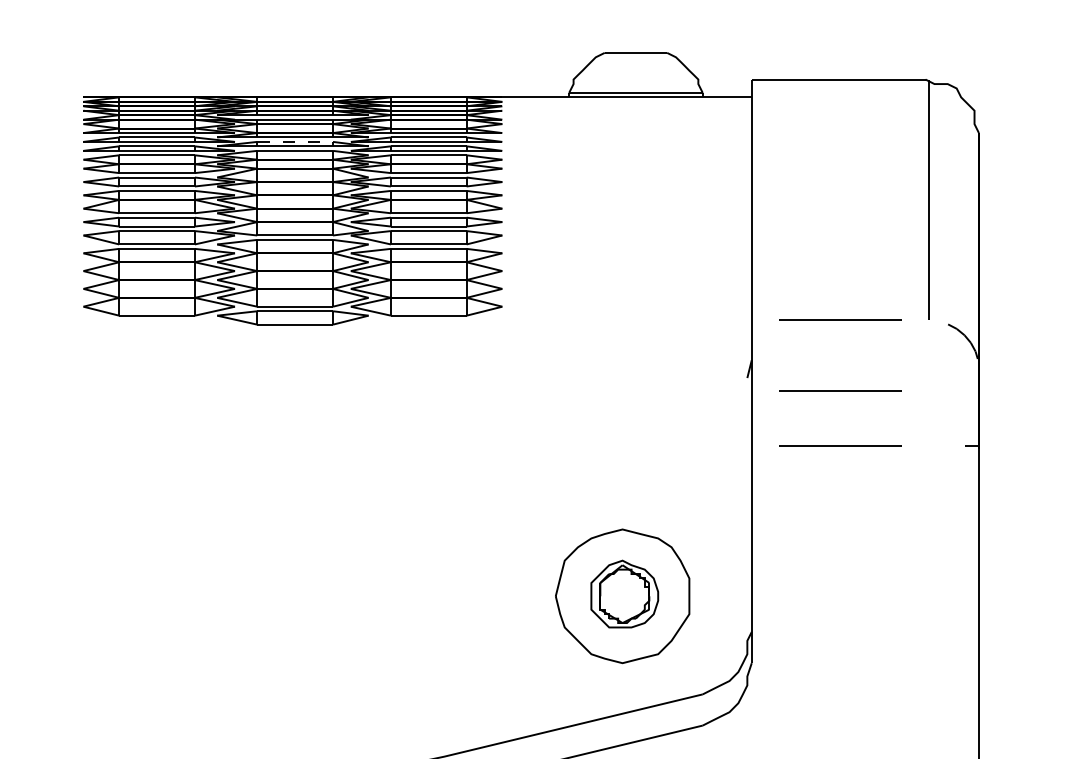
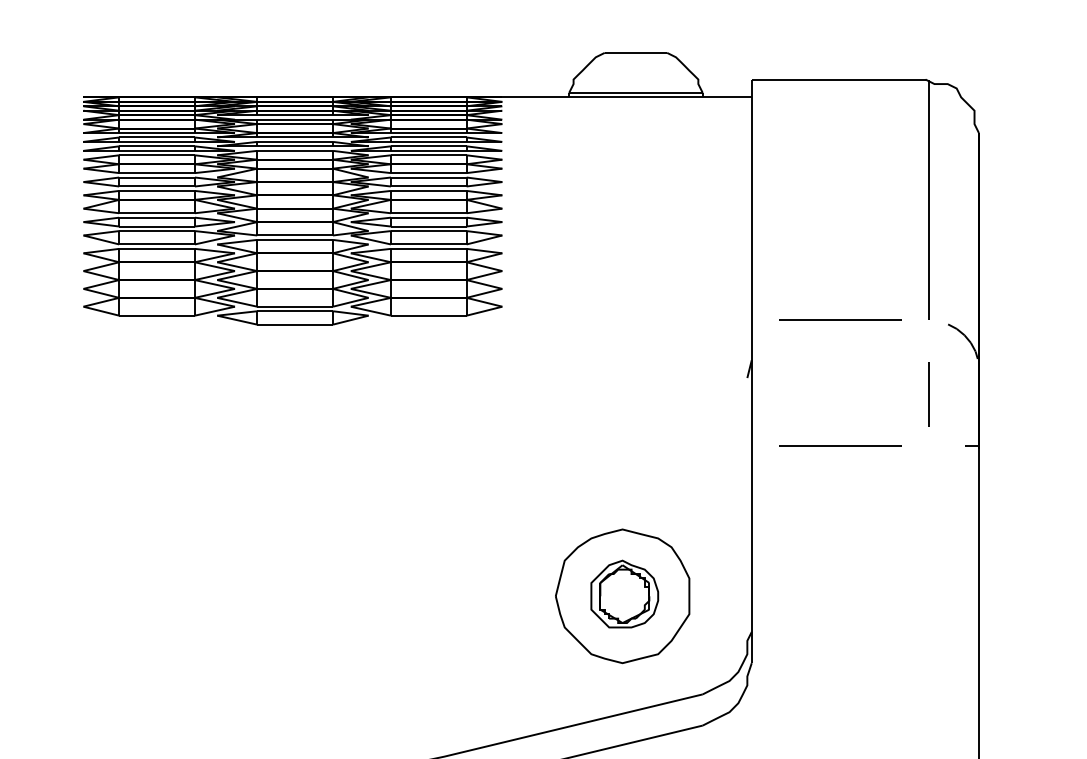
line: dashed -> solid (295, 141)
line: present -> none (840, 390)
line: none -> present (928, 394)
